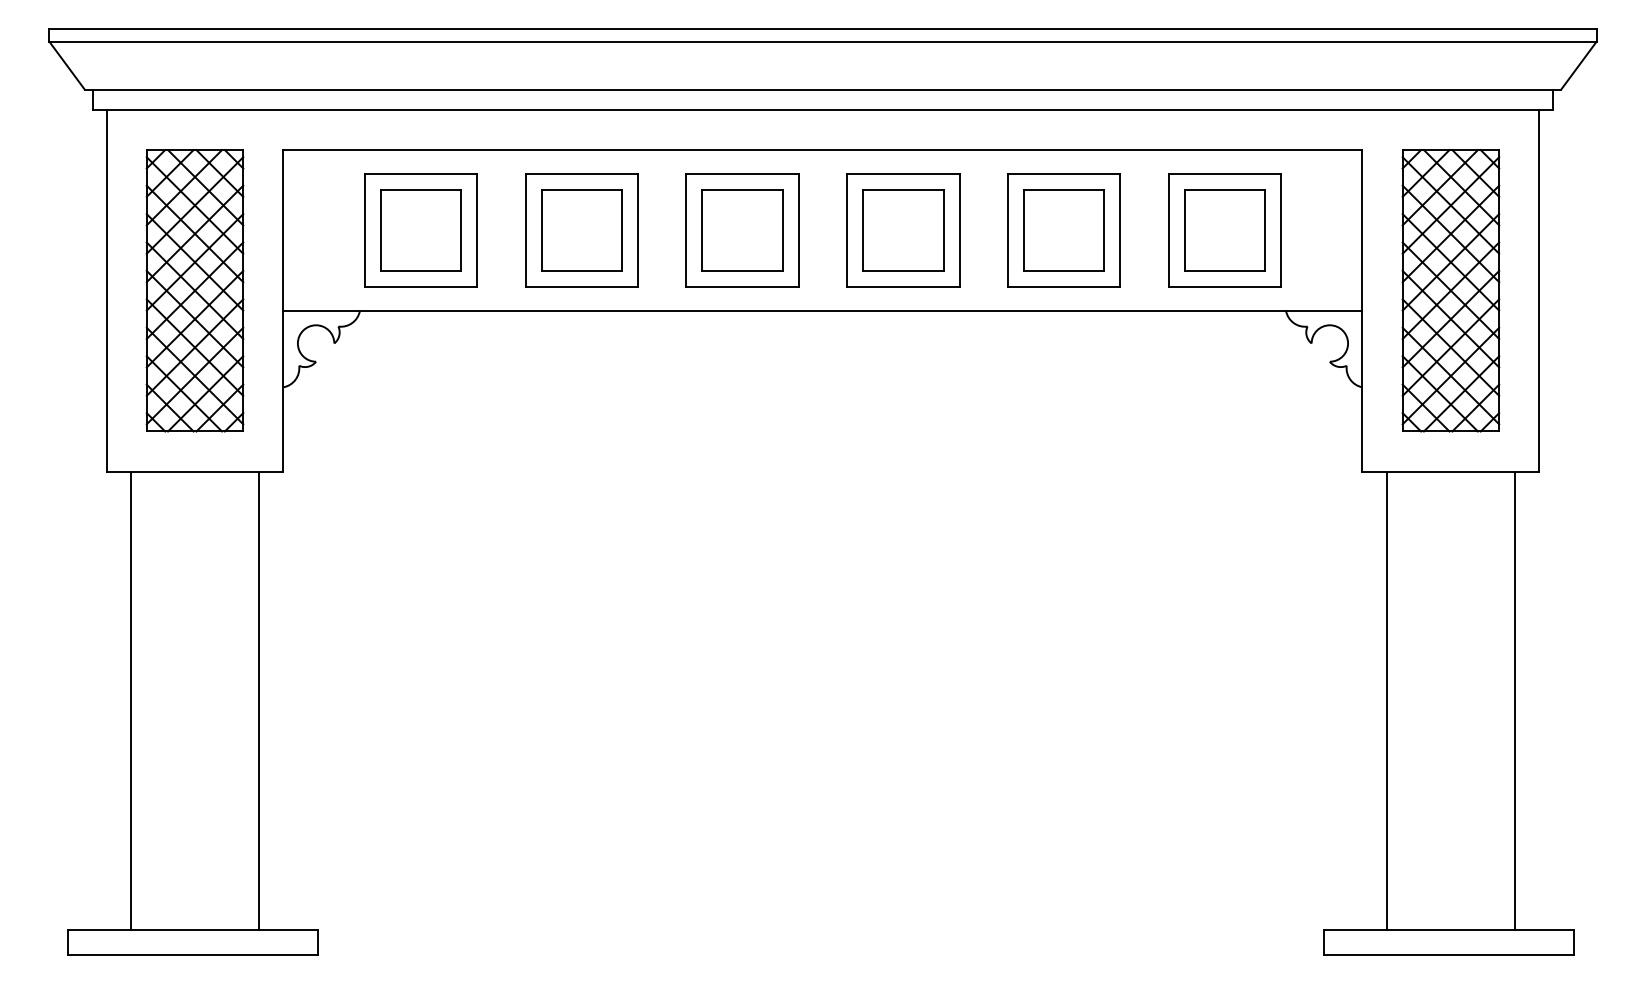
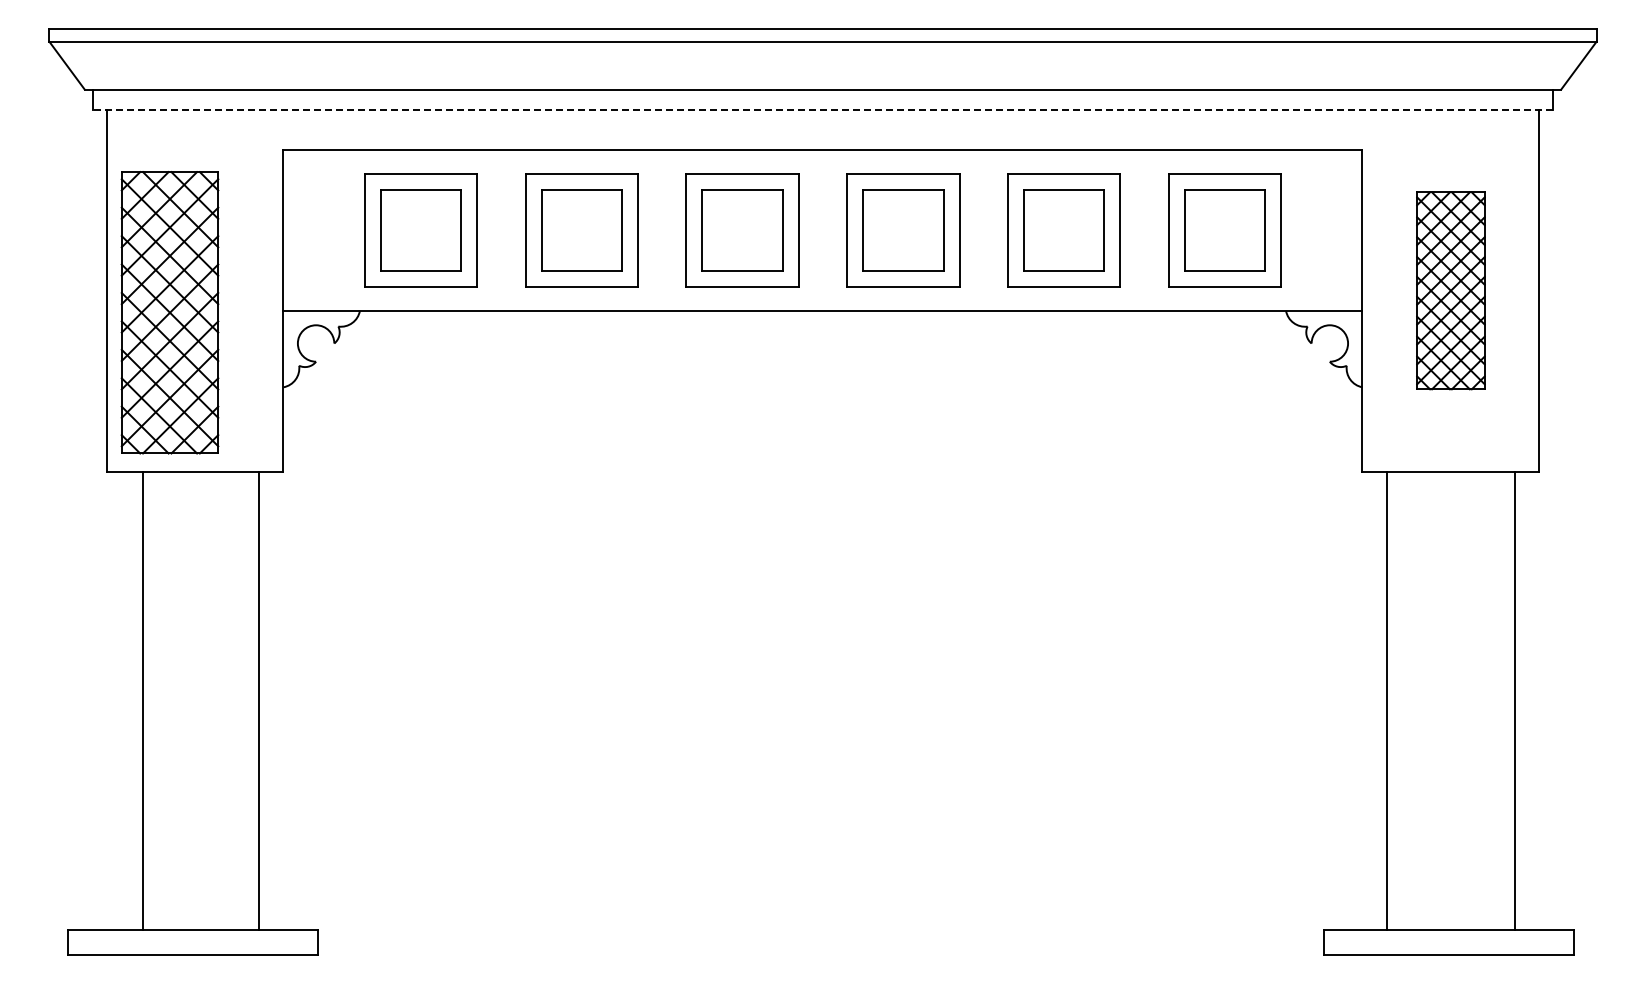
line: solid -> dashed (822, 109)
part position: (194, 290) -> (169, 312) (169, 312)
part size: 100x284 px -> 70x200 px (1450, 290)
line position: (130, 700) -> (142, 700) (142, 700)
